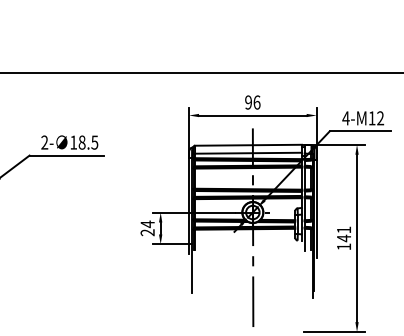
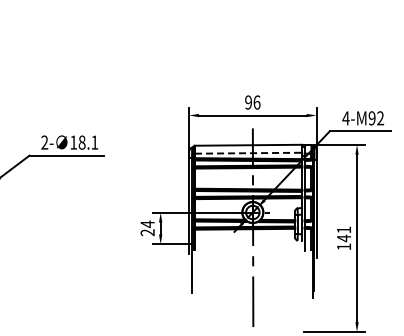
line: present -> none (201, 72)
text: 4-M12 -> 4-M92 (371, 118)
text: 18.5 -> 18.1 (94, 142)
line: solid -> dashed (249, 153)
